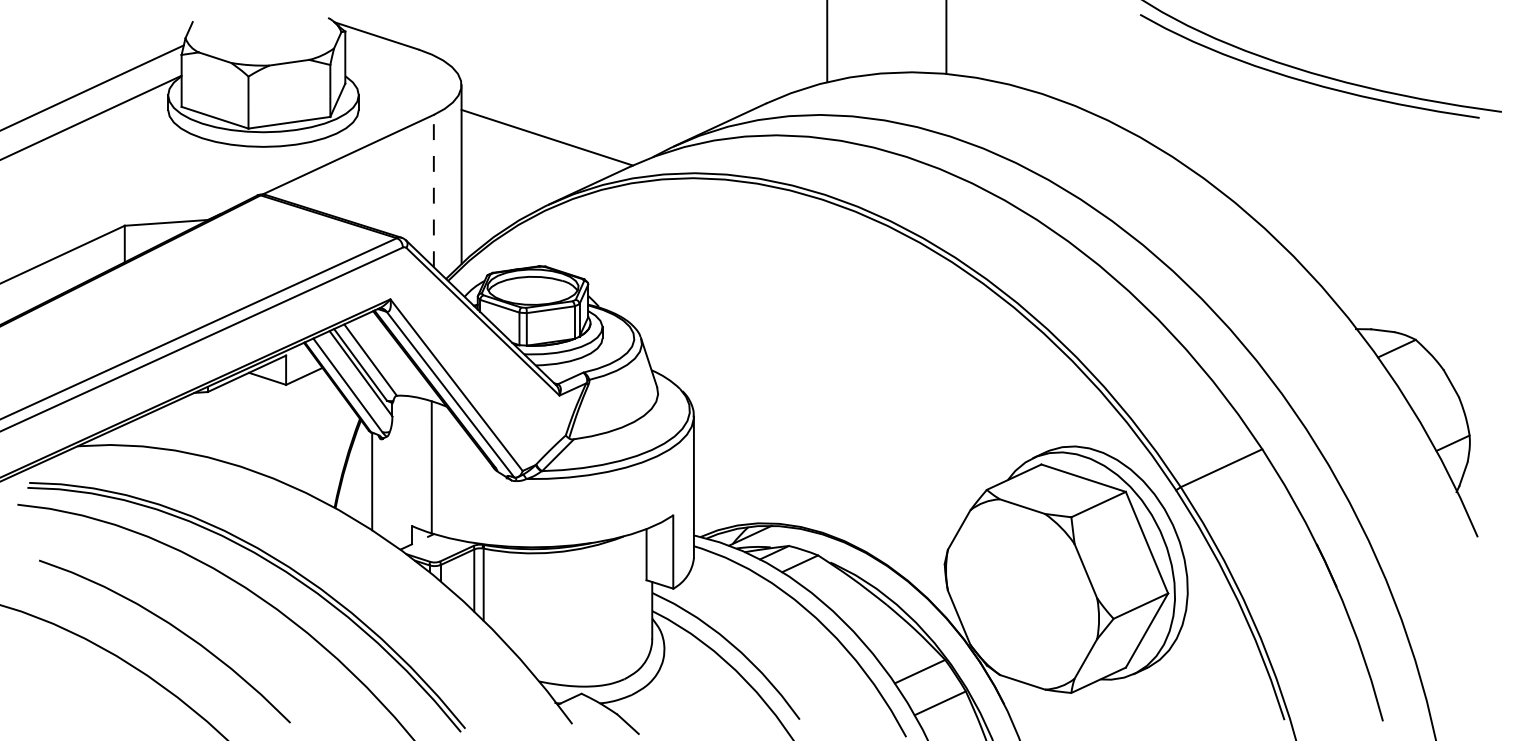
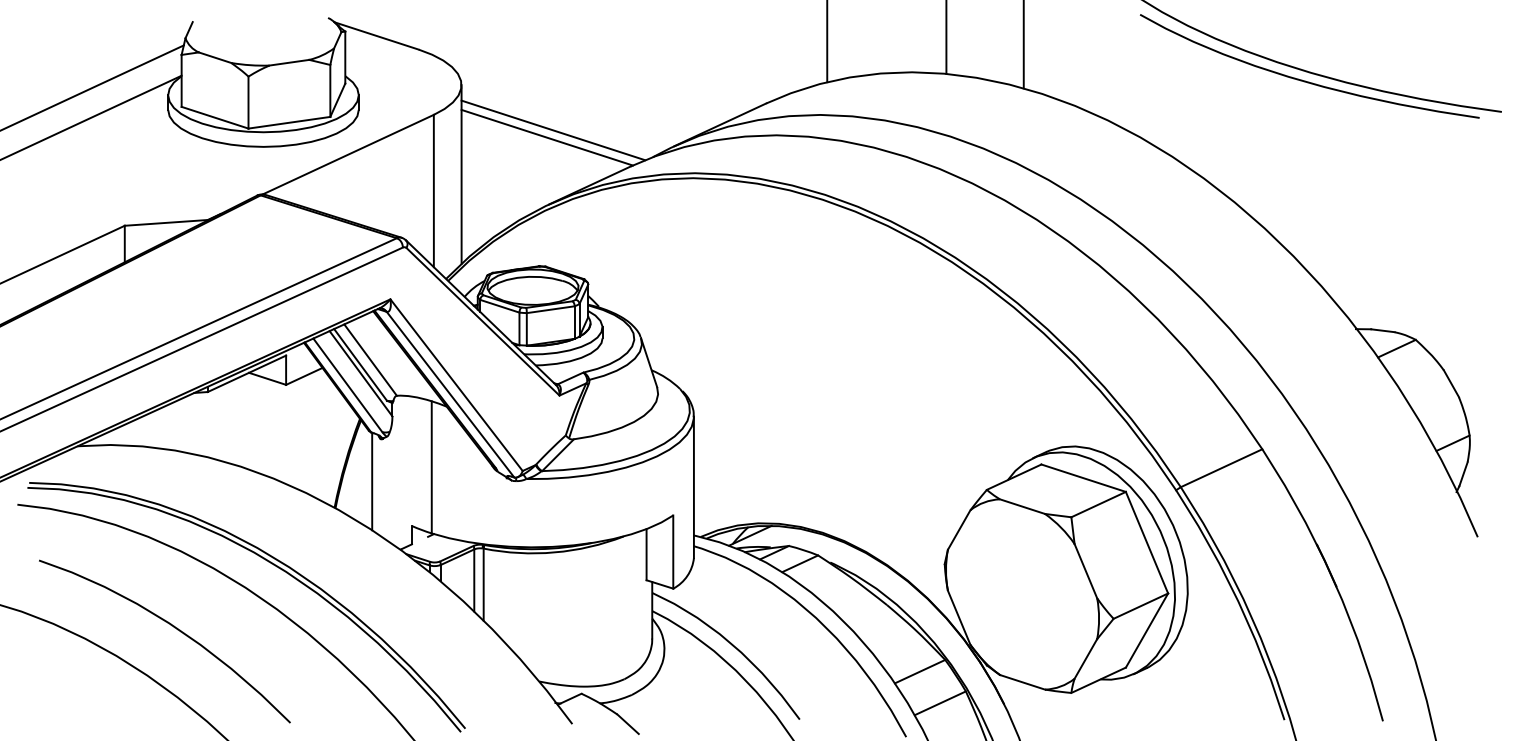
line: none -> present (1023, 45)
line: none -> present (553, 130)
line: dashed -> solid (433, 190)
